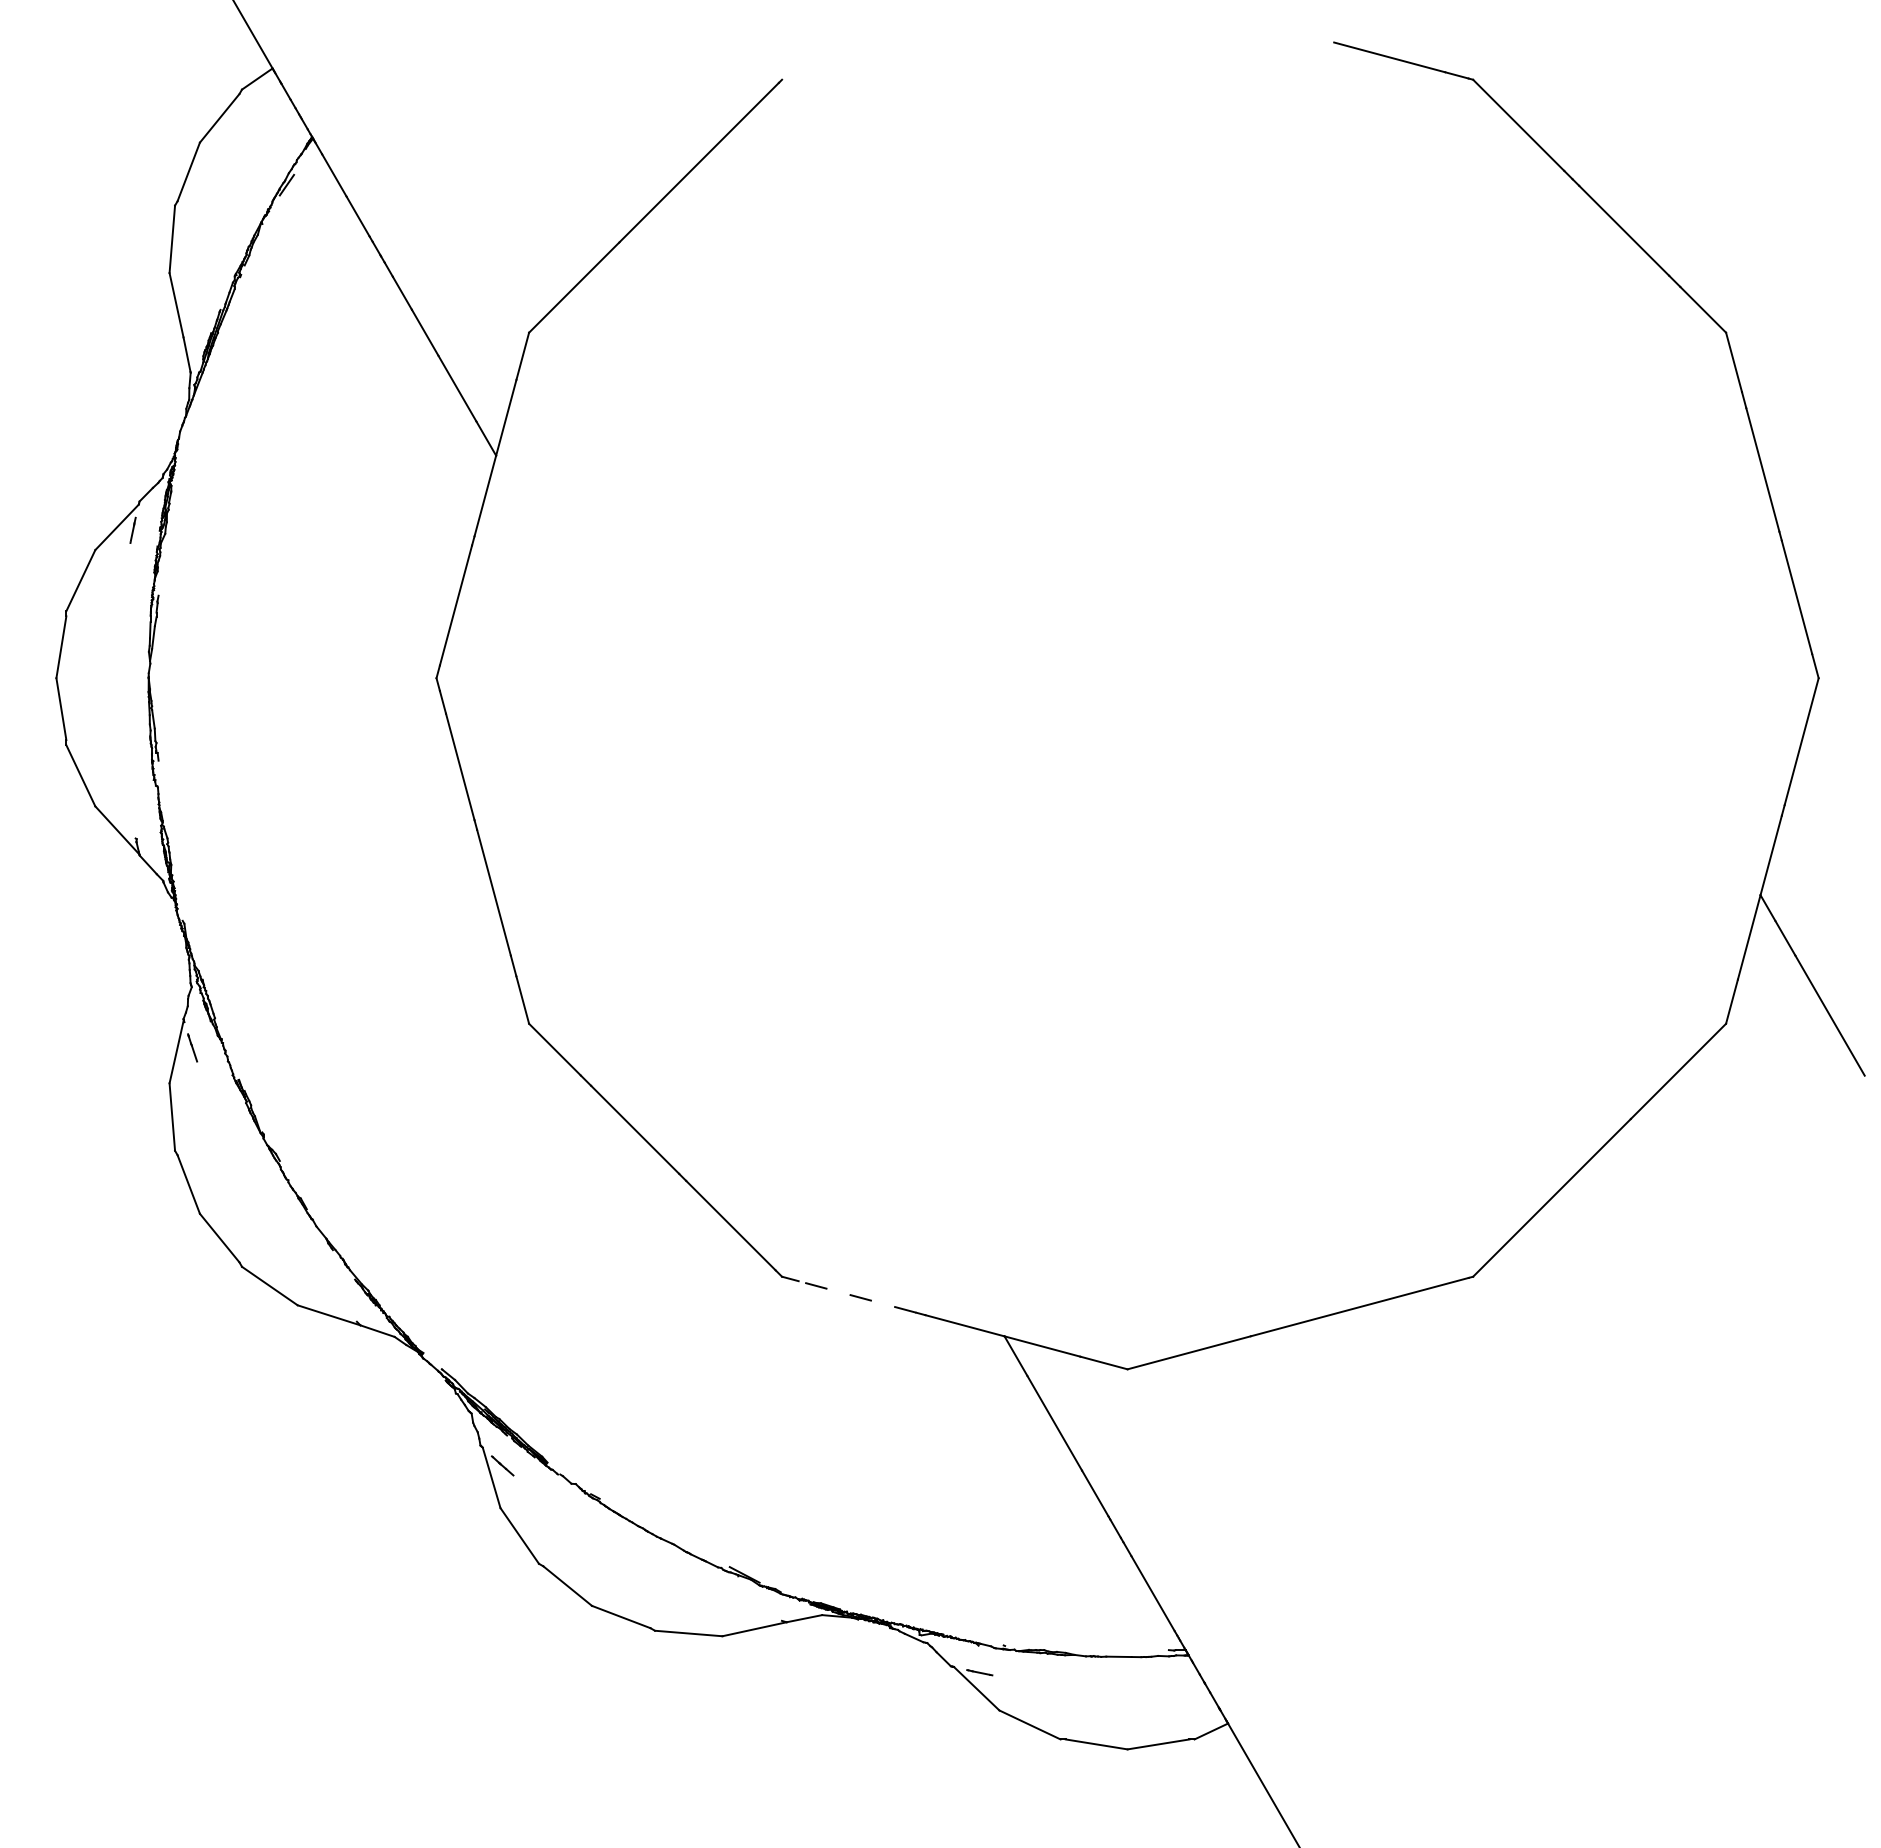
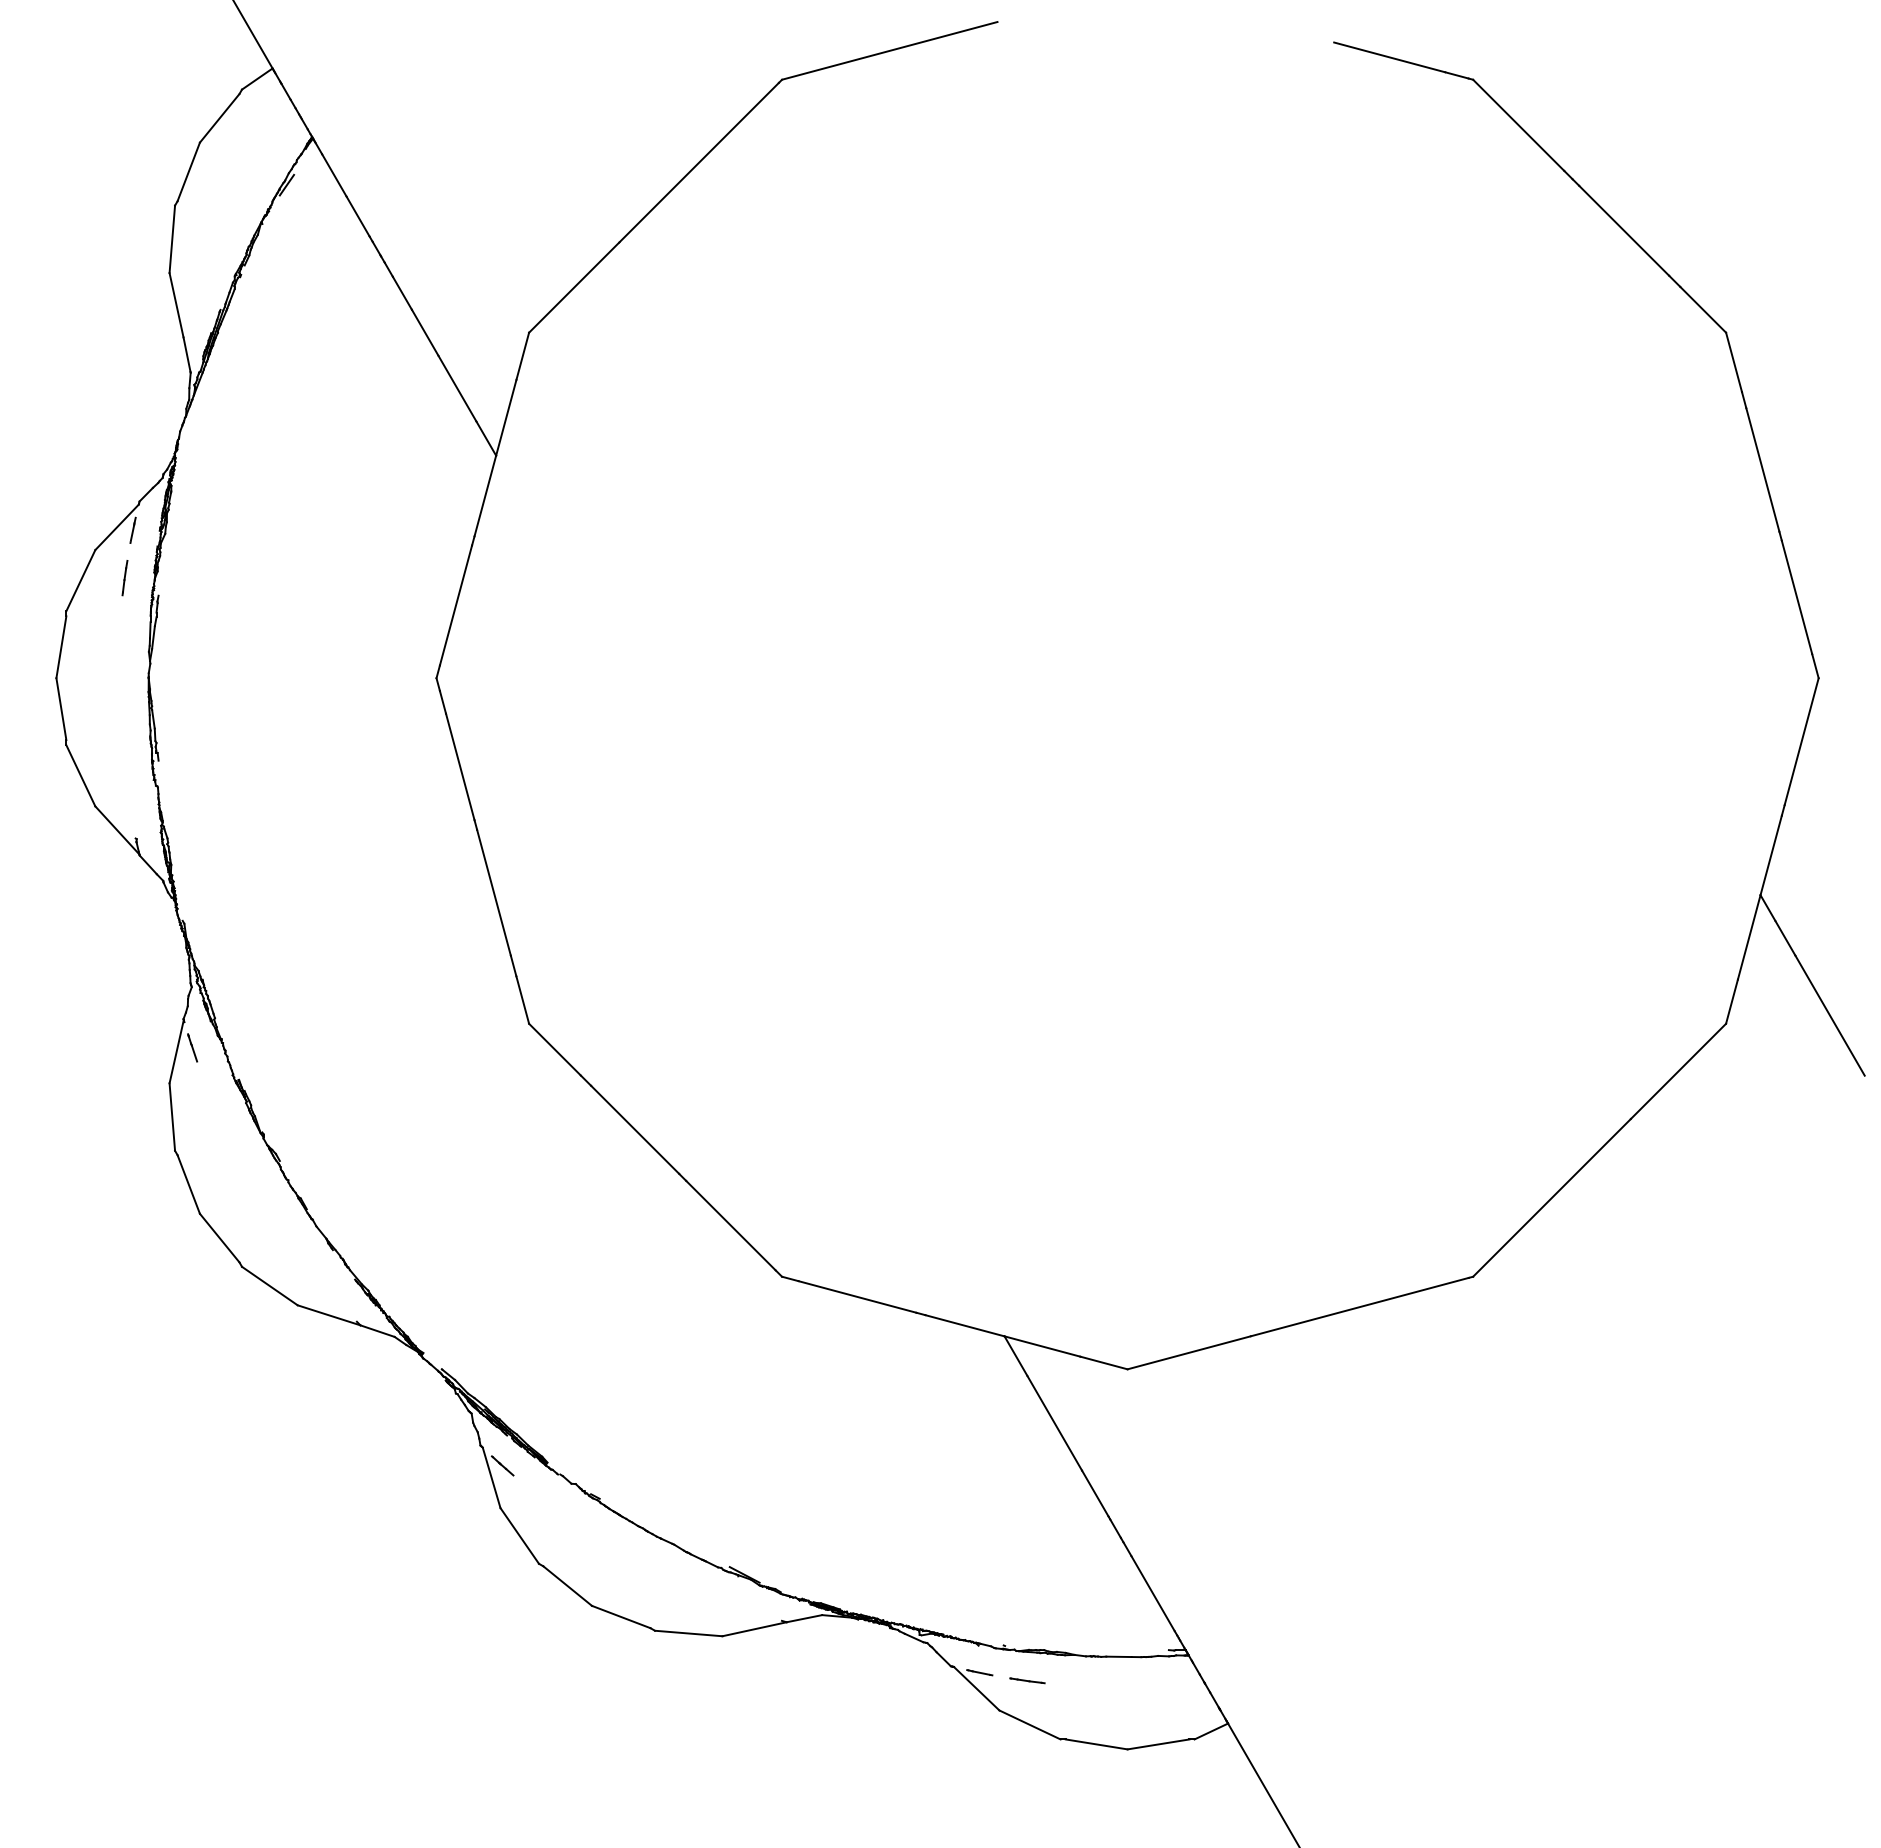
line: none -> present (889, 50)
line: none -> present (124, 578)
line: dashed -> solid (857, 1296)
line: none -> present (1027, 1680)
